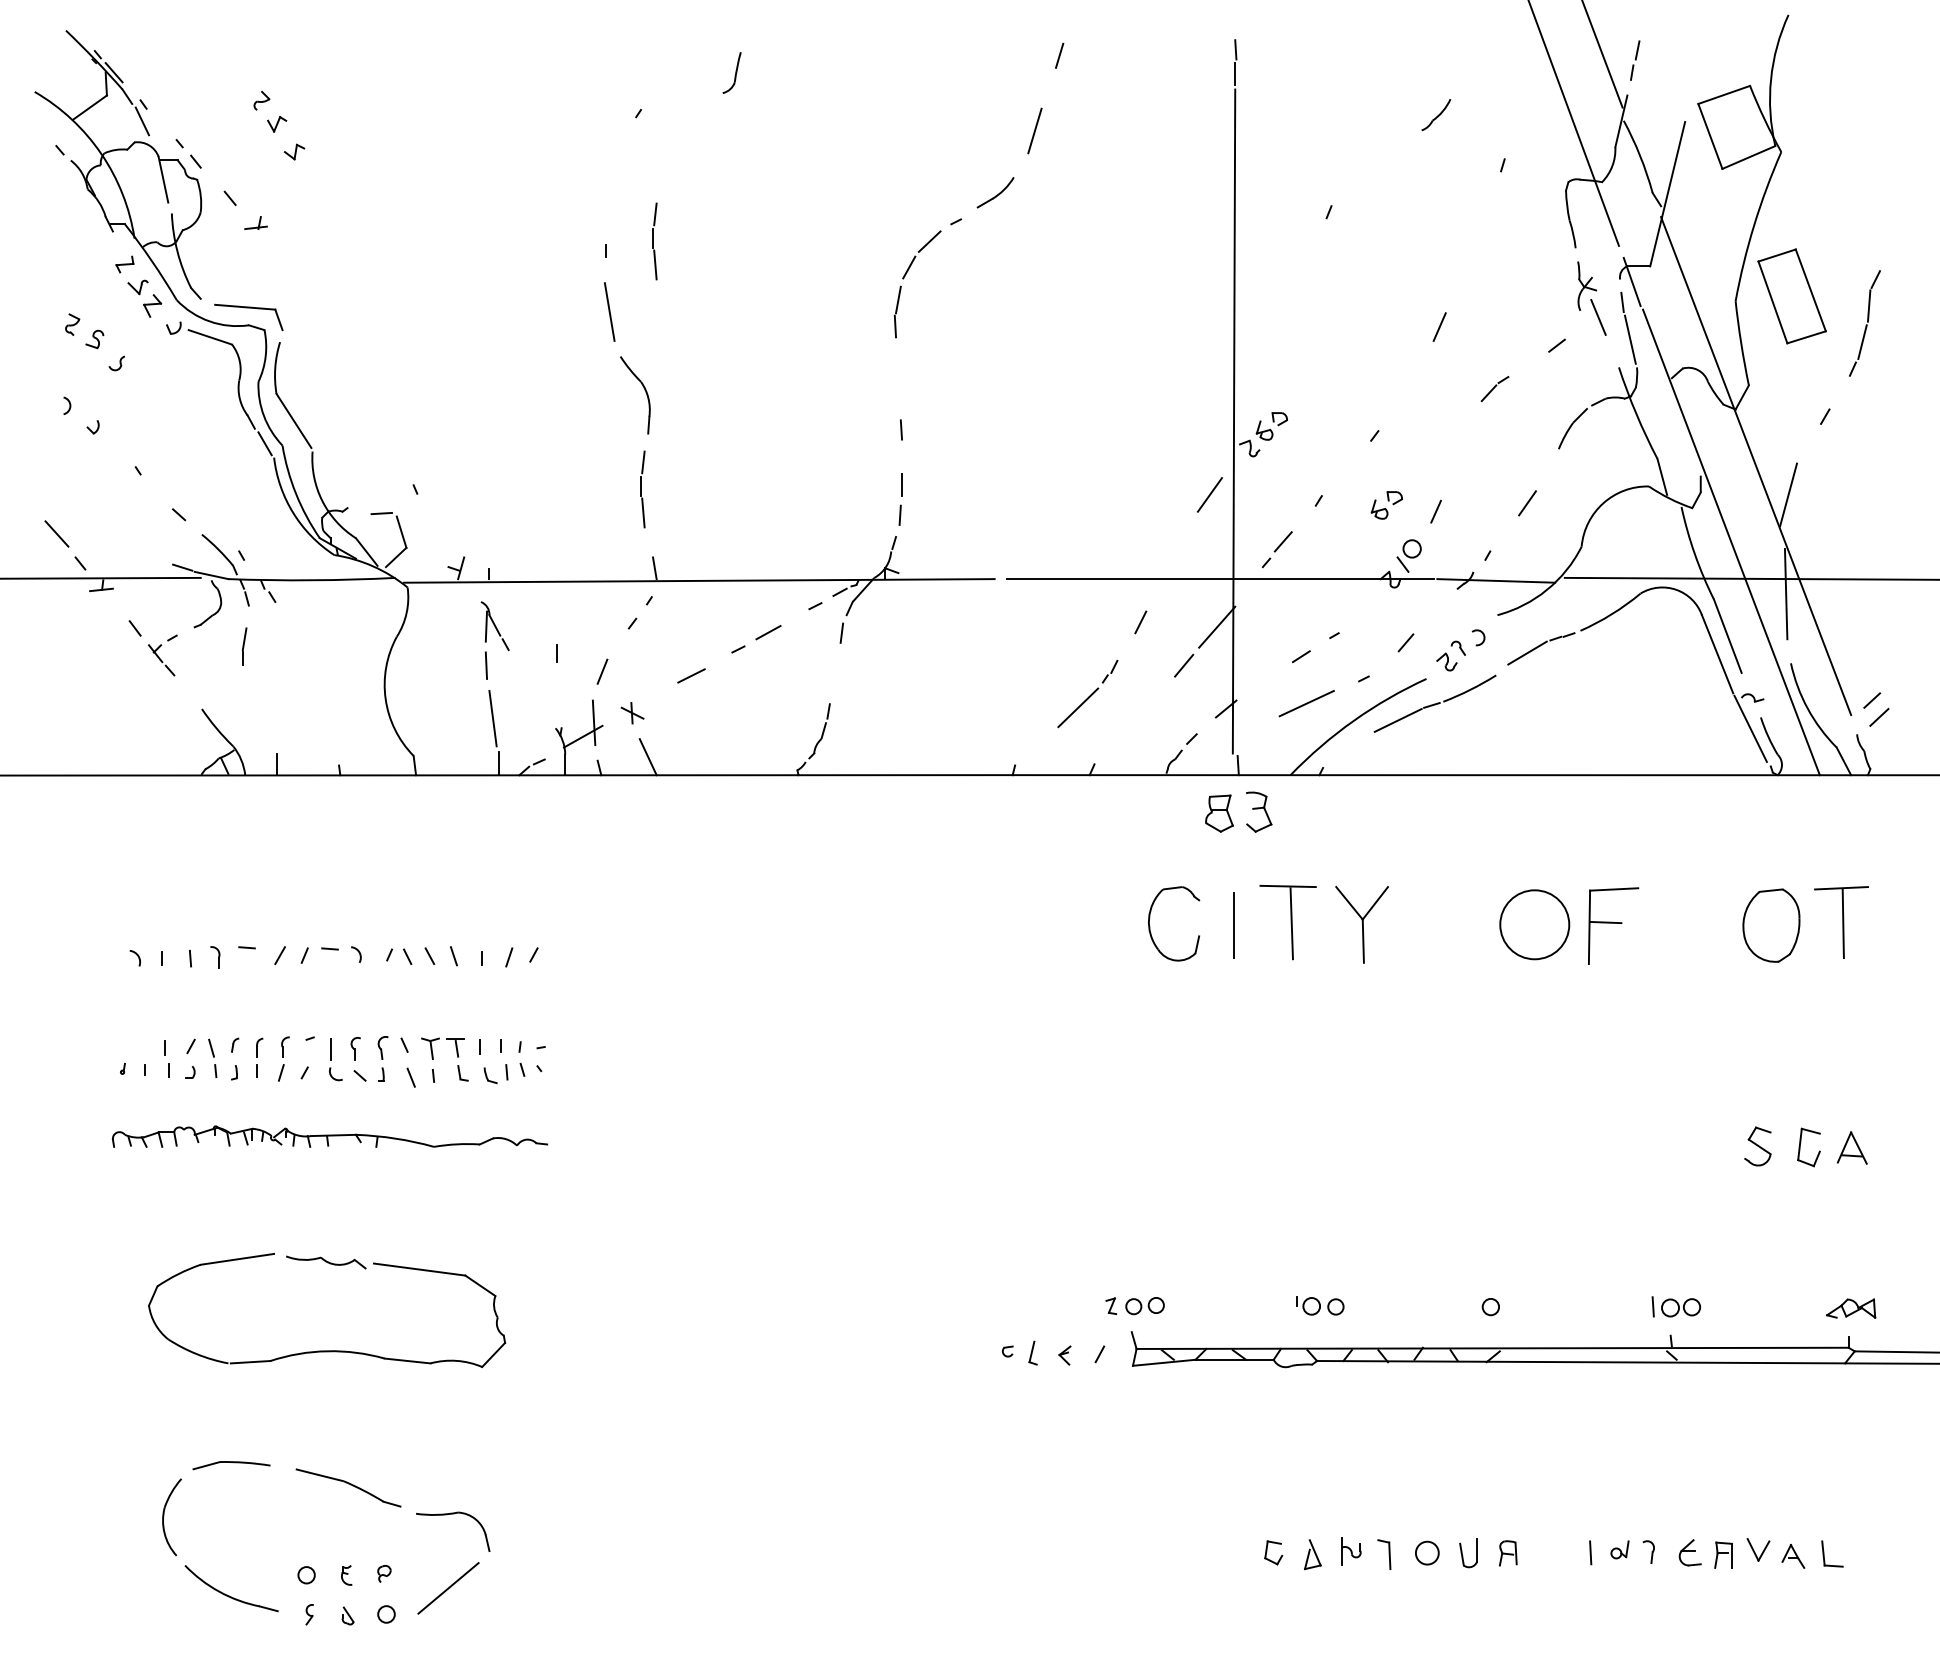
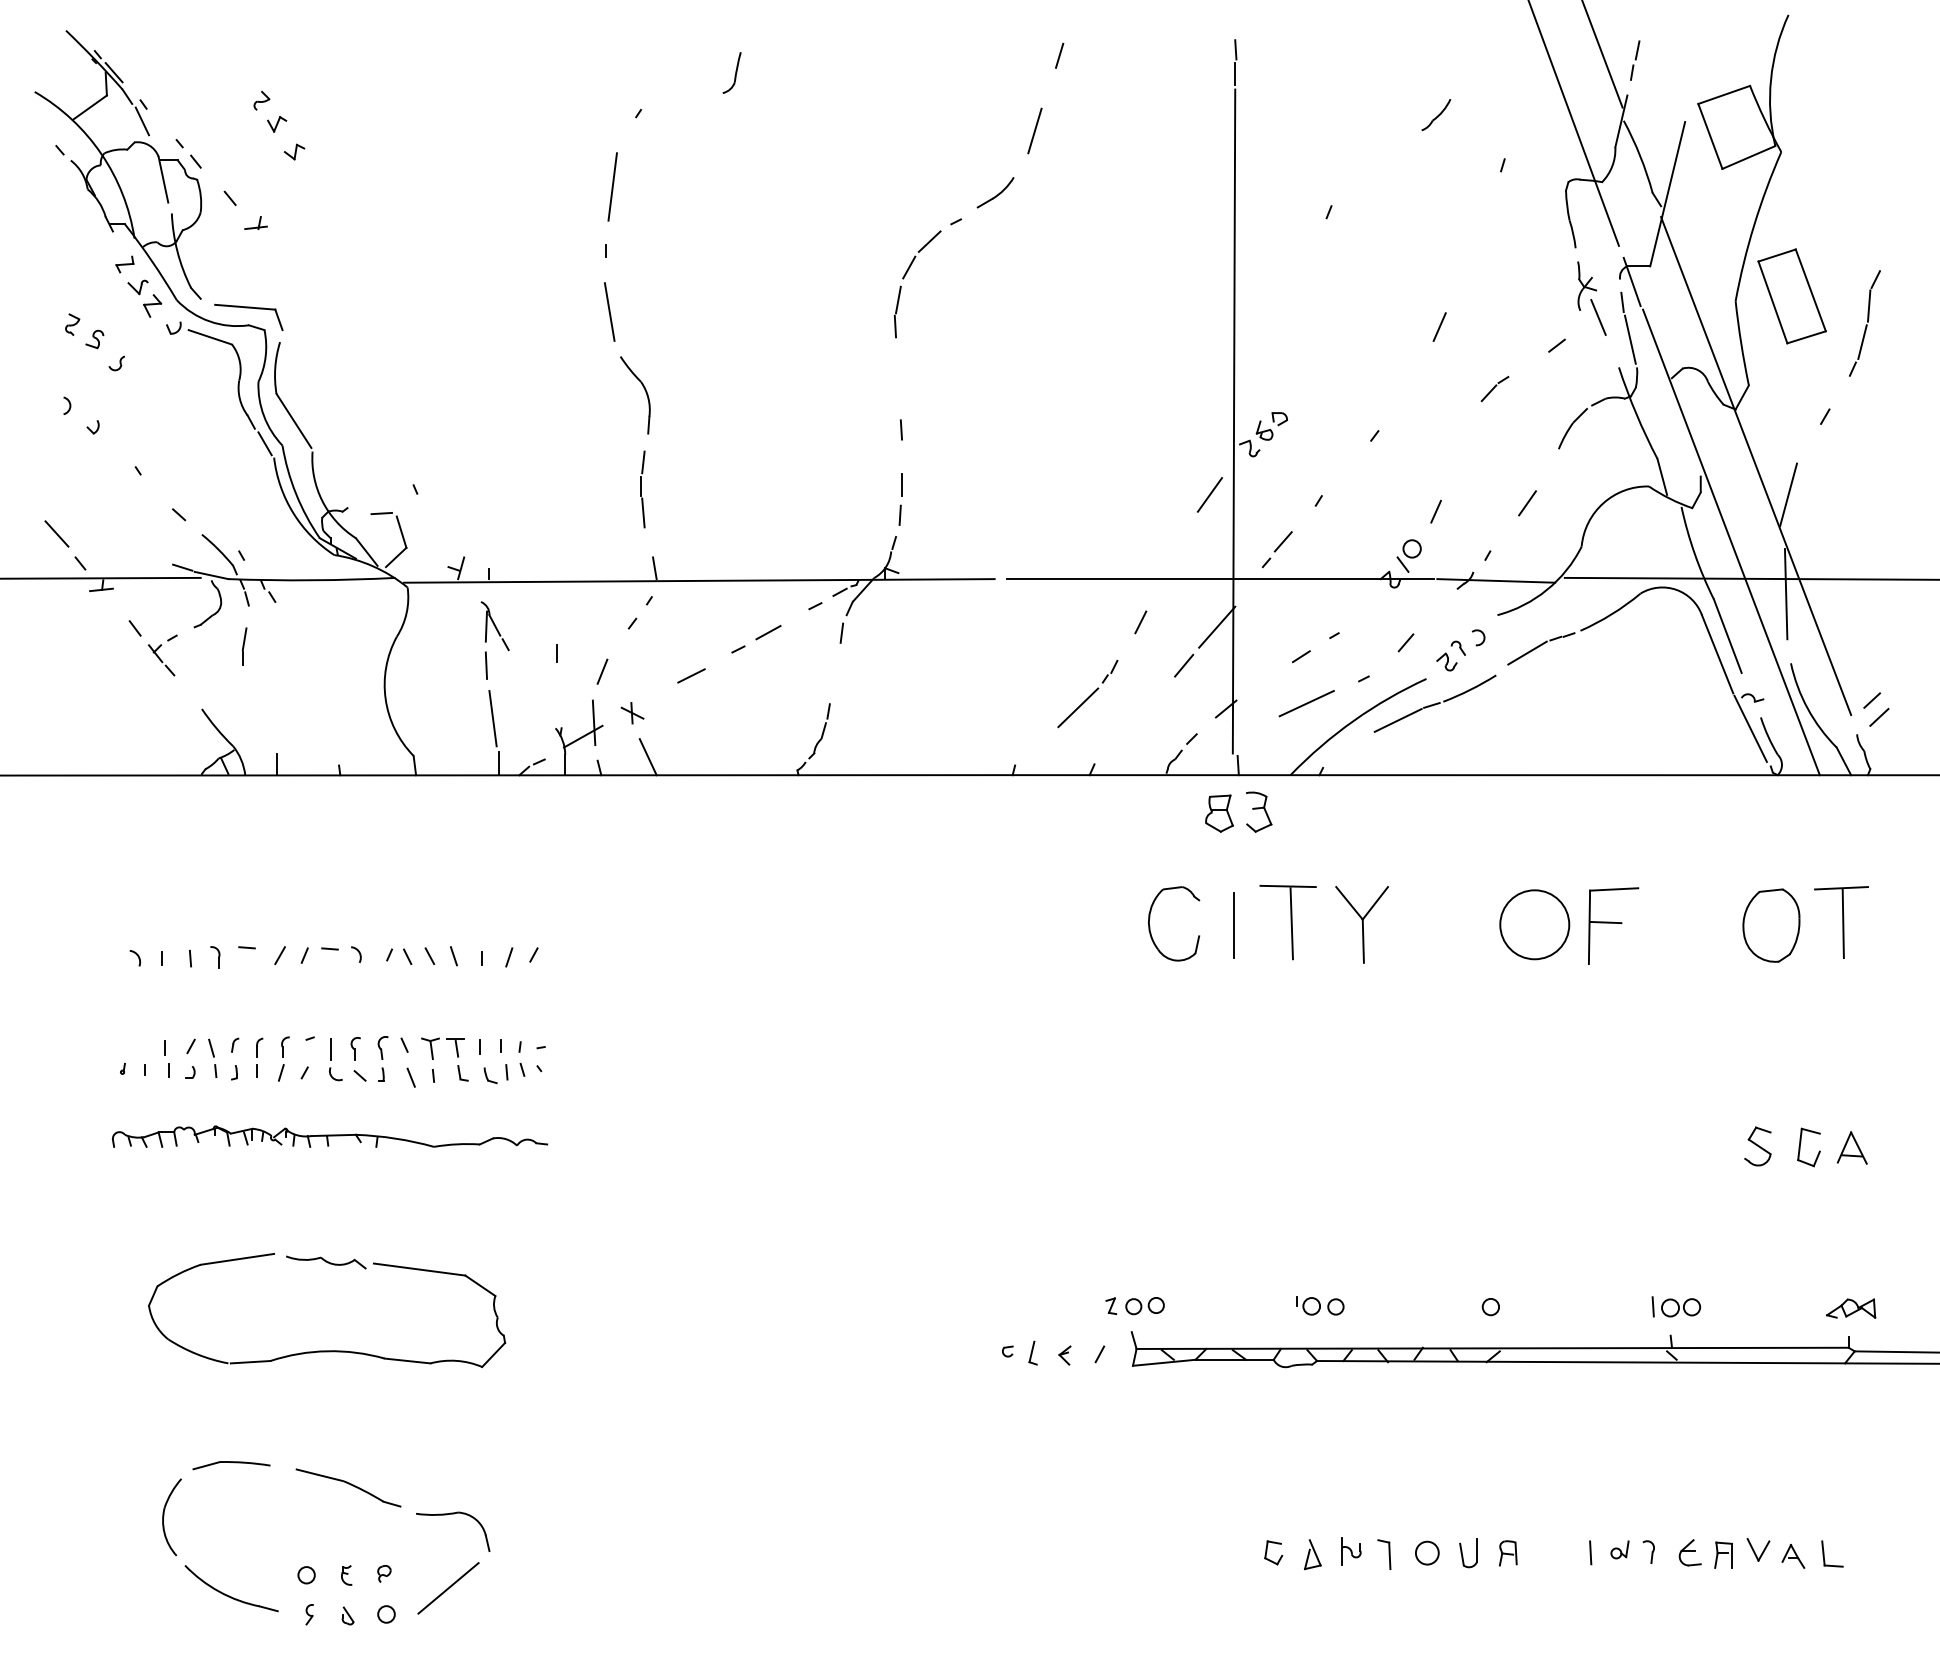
line: none -> present (612, 186)
part: present -> none (654, 241)
part: present -> none (1386, 505)
